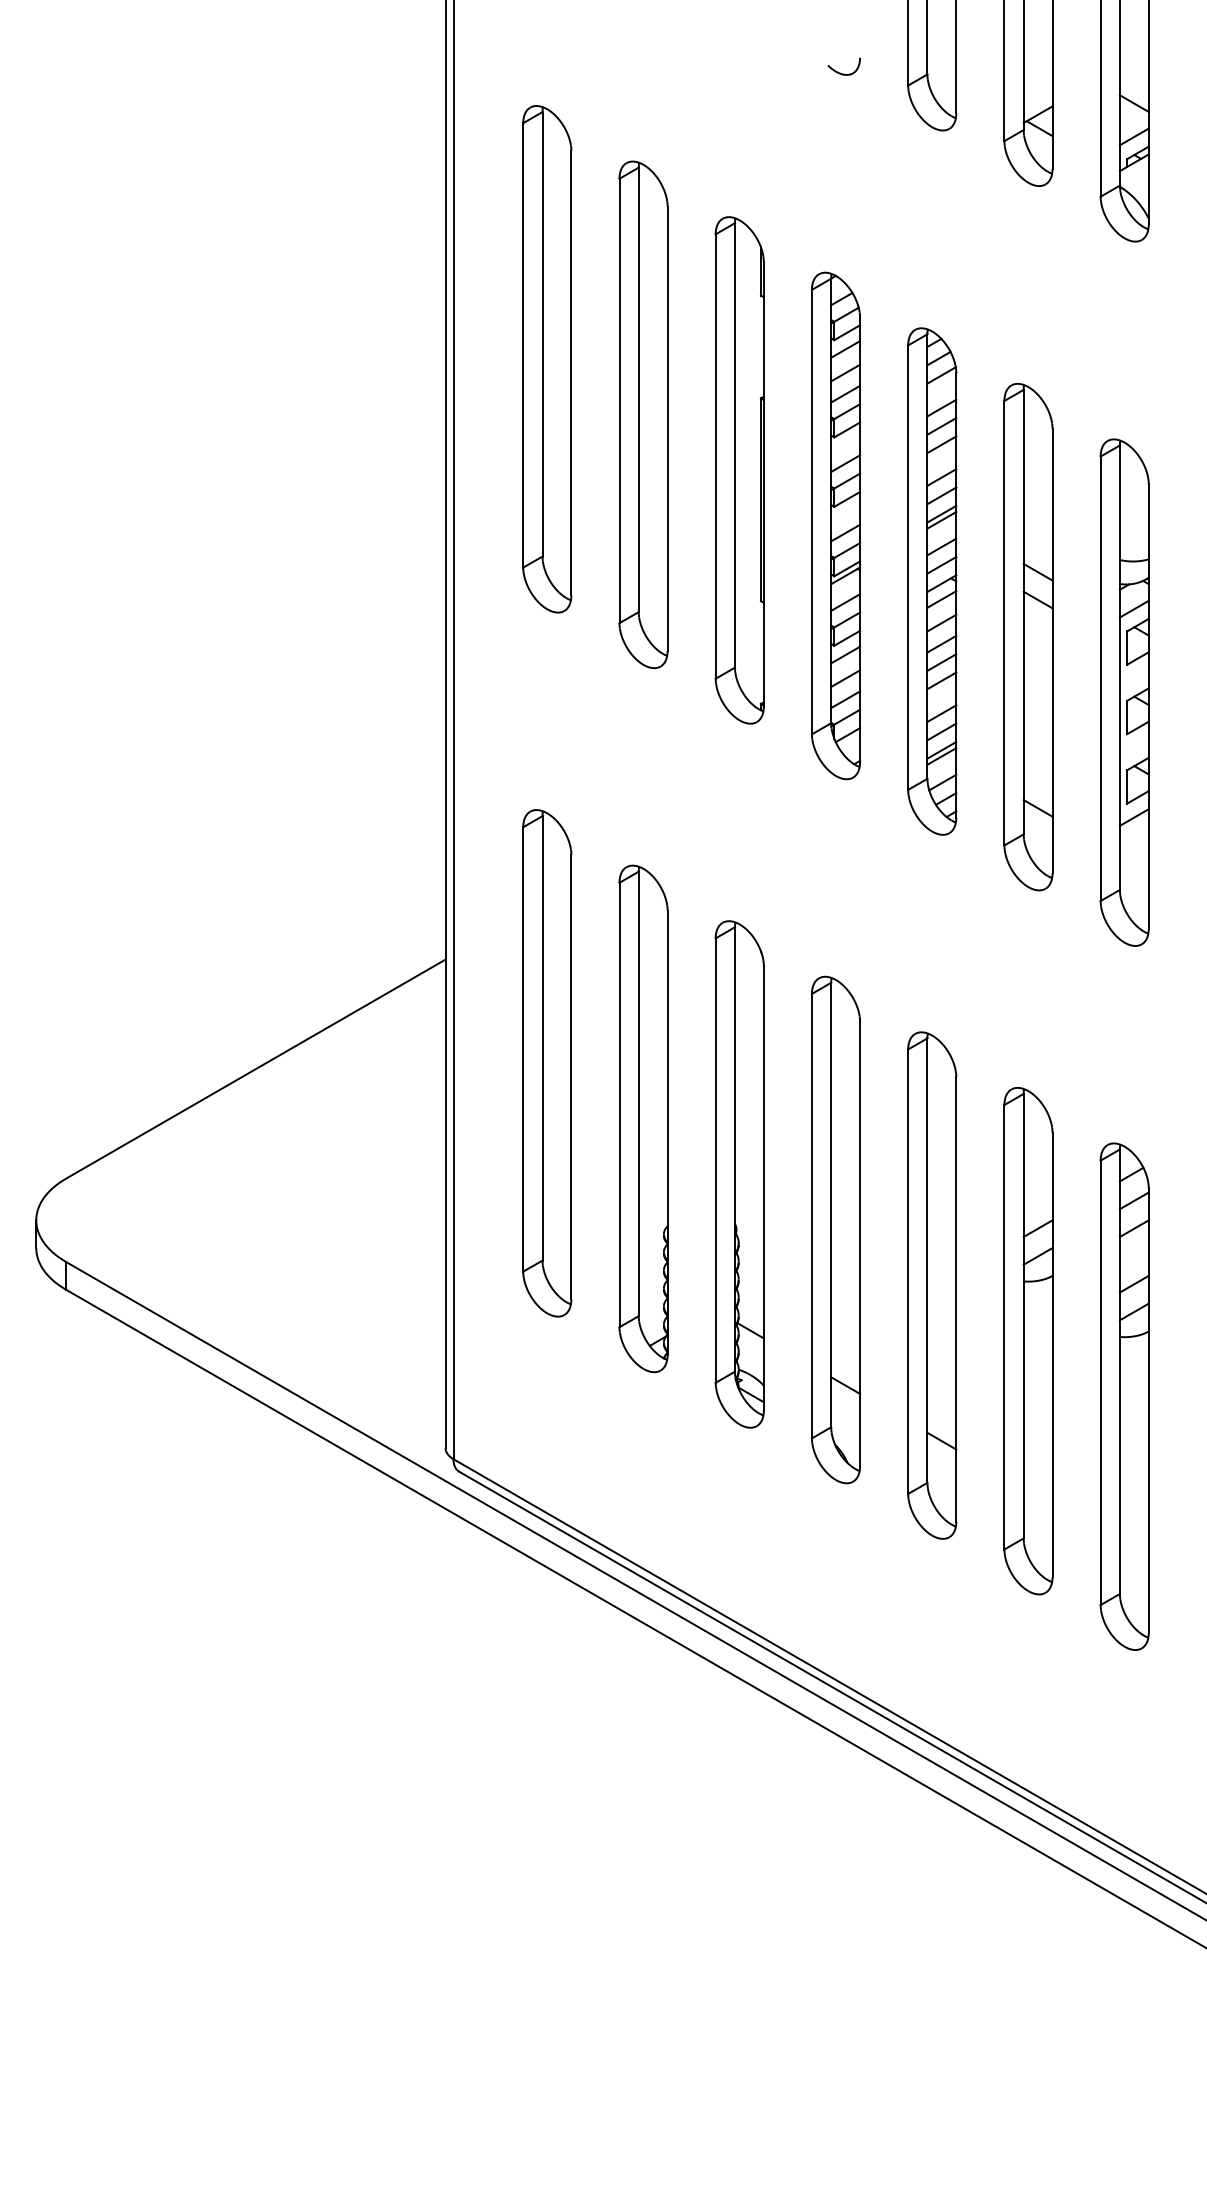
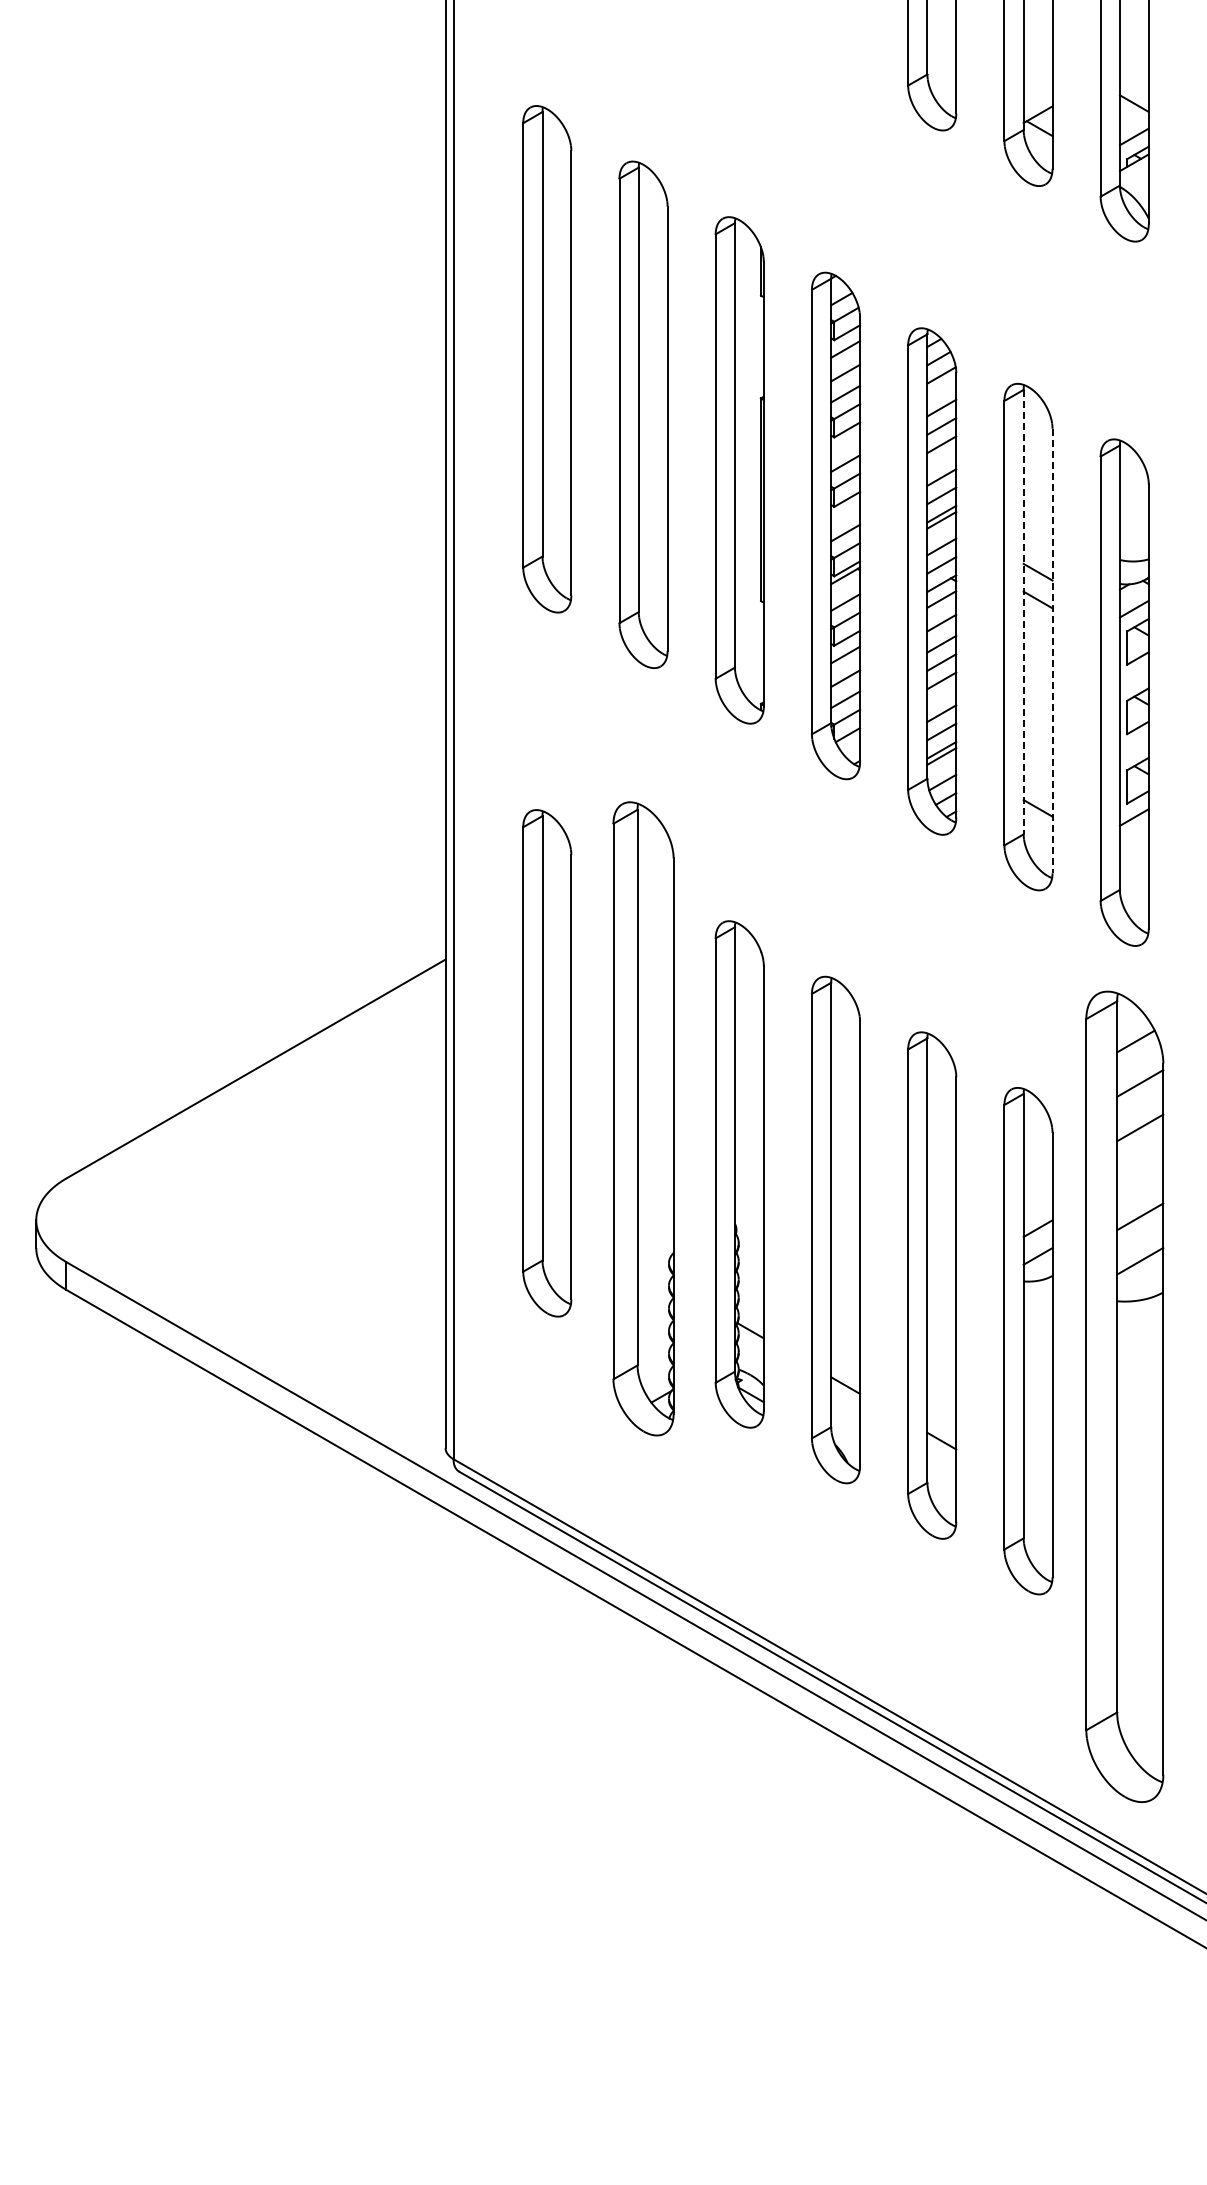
part: present -> none (840, 72)
line: solid -> dashed (1023, 612)
line: solid -> dashed (1052, 651)
part size: 51x510 px -> 63x636 px (643, 1118)
part size: 51x509 px -> 80x813 px (1124, 1396)
